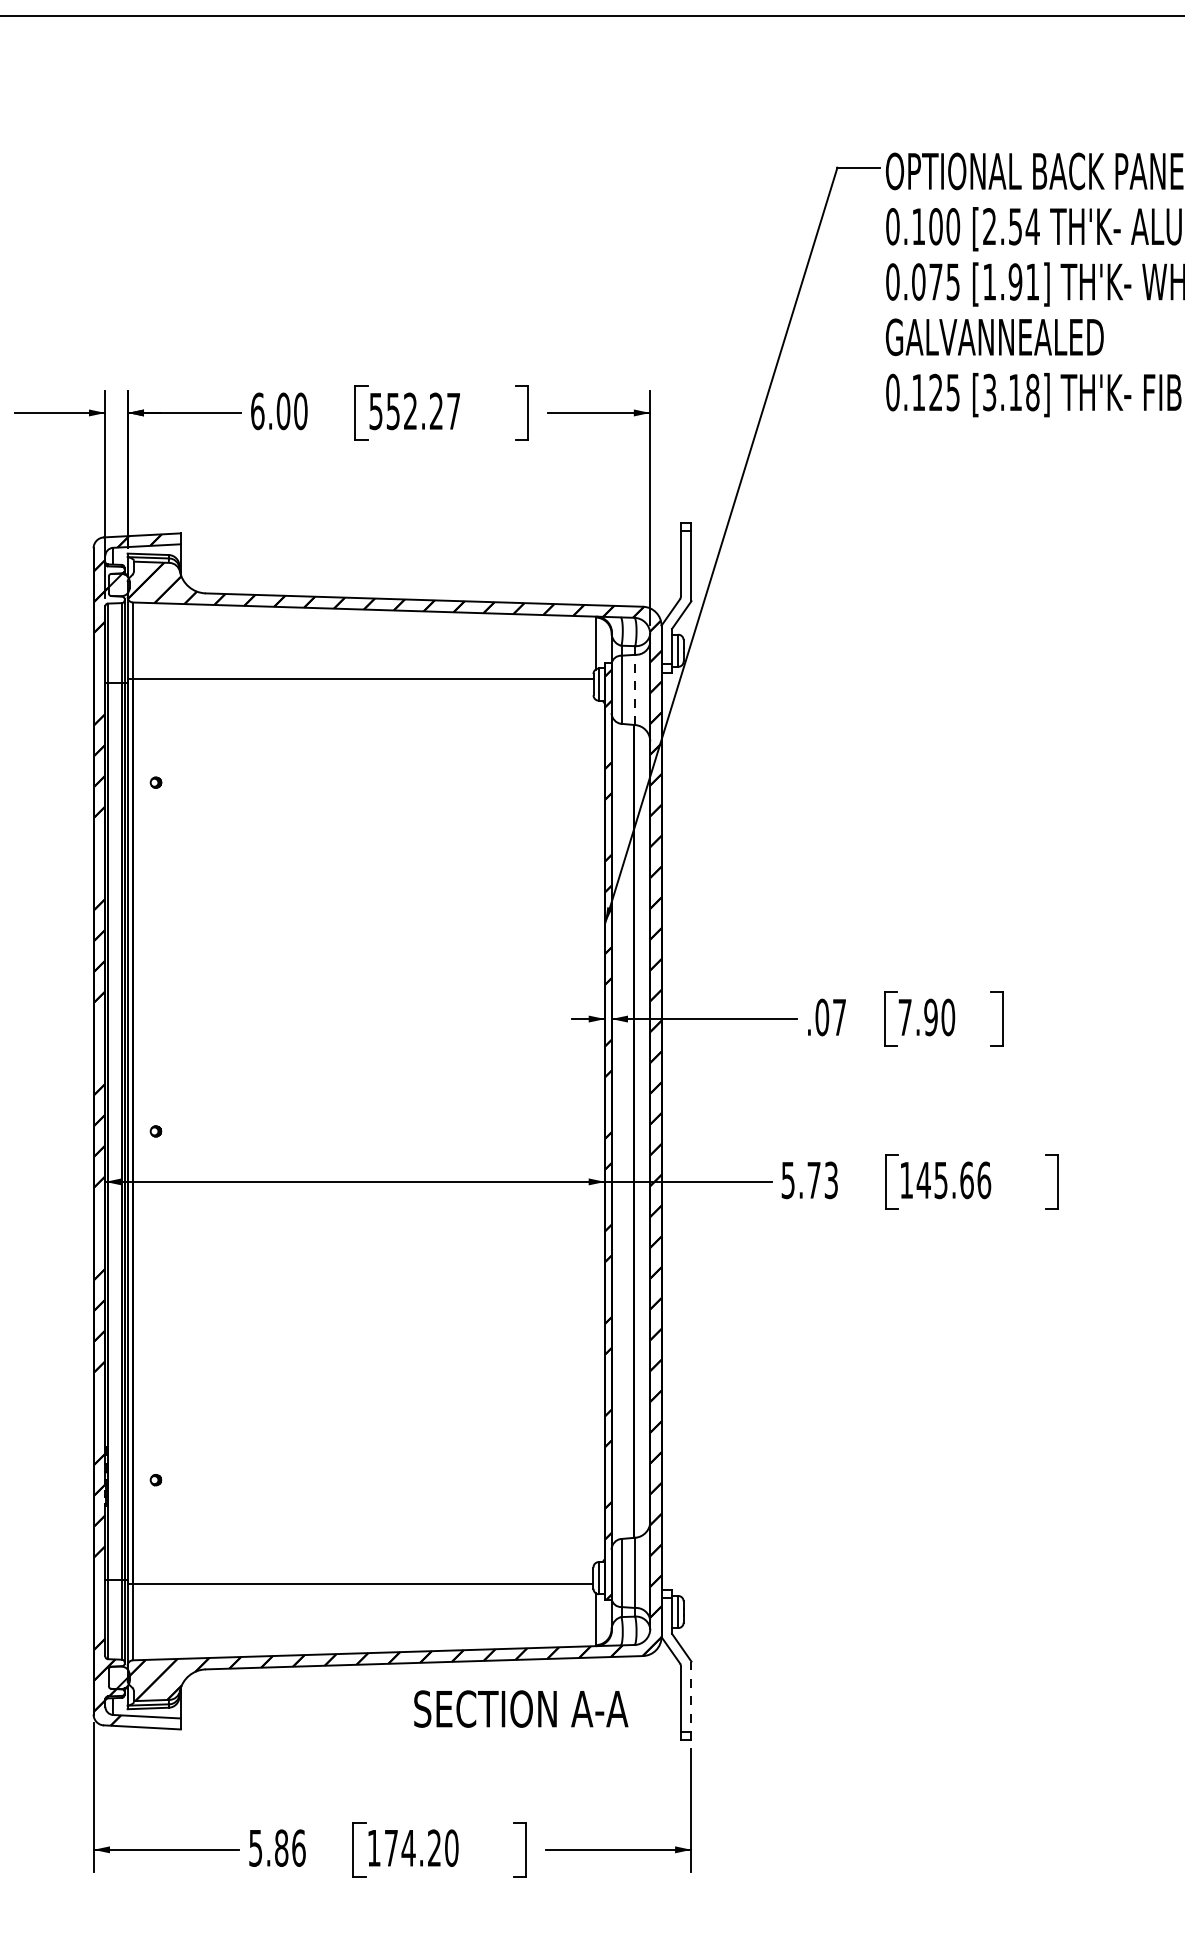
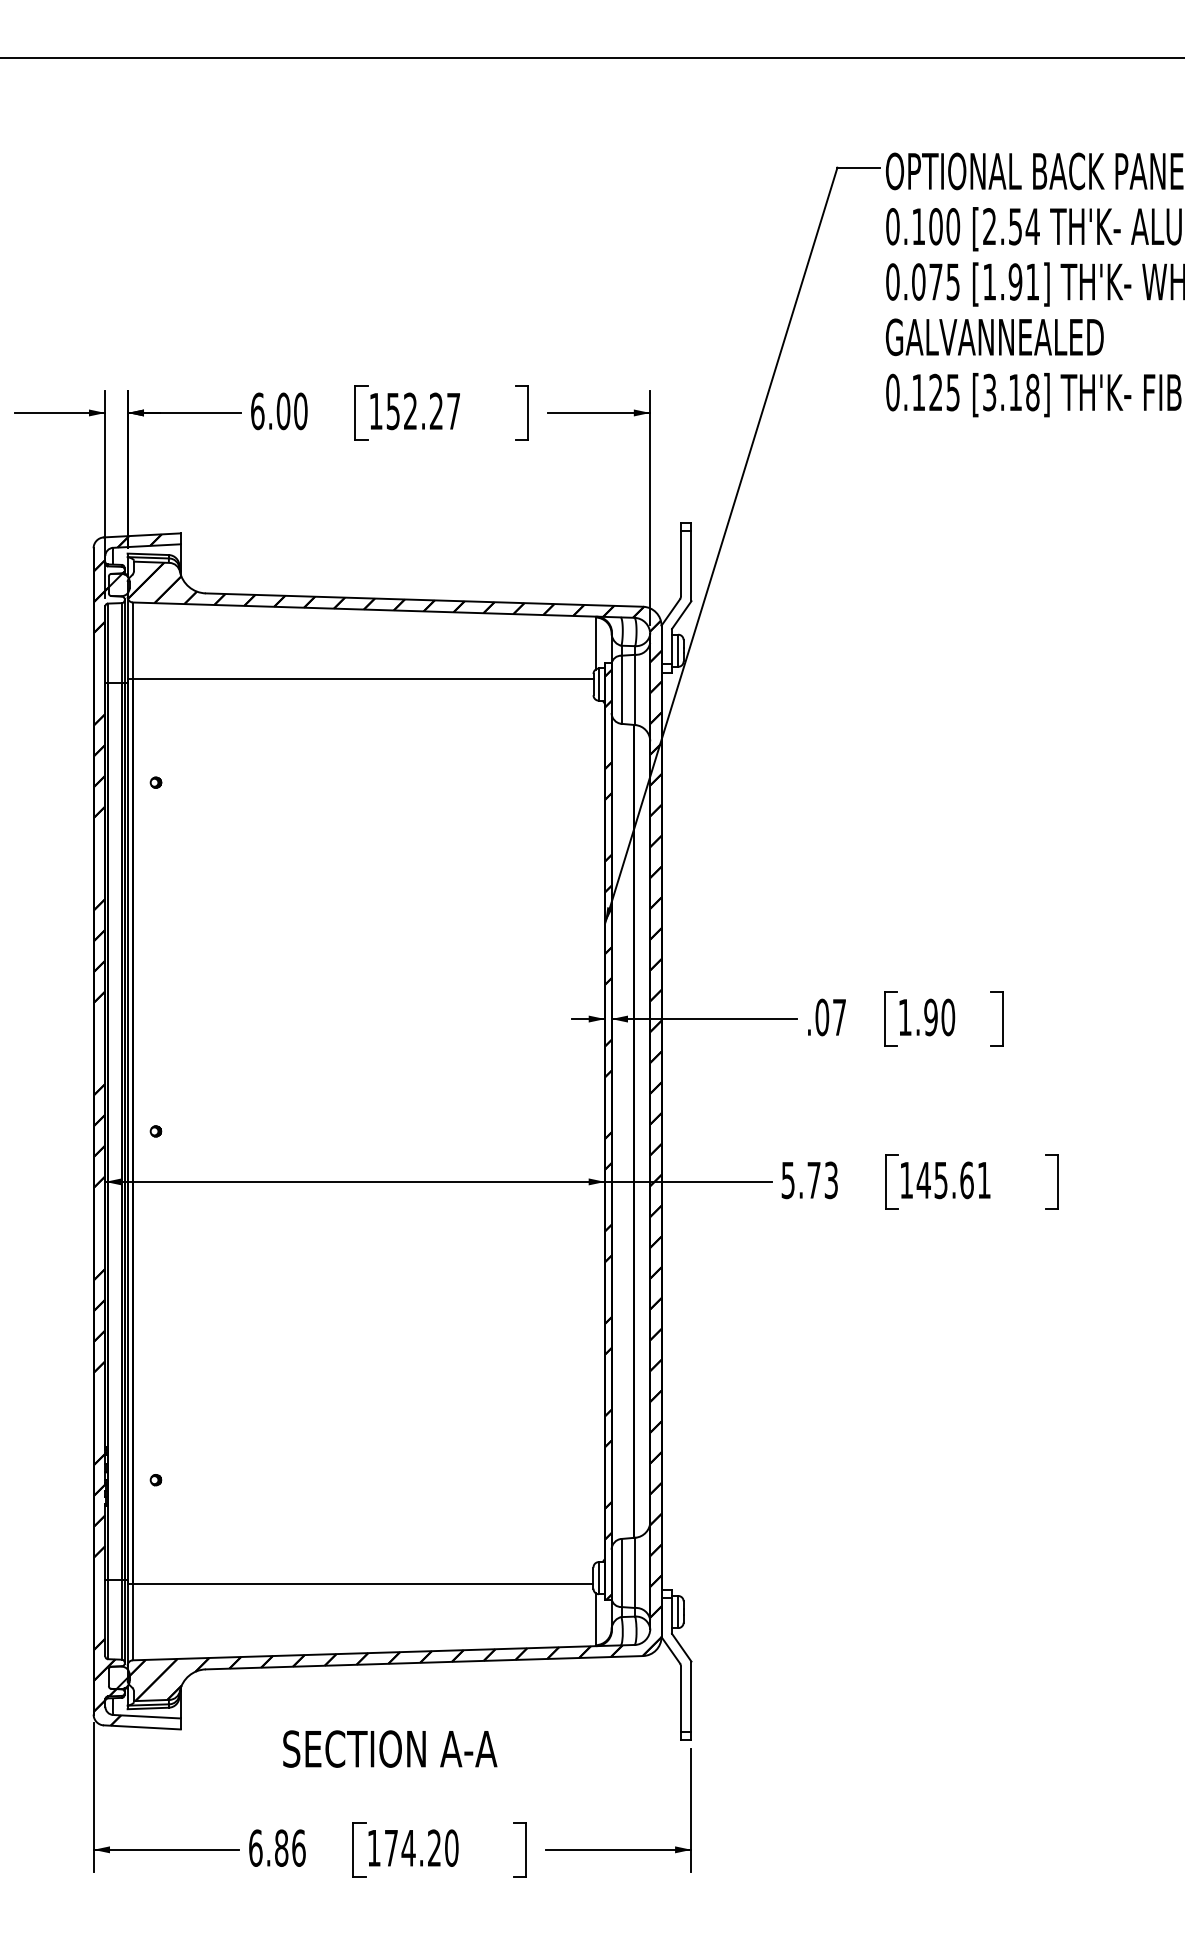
line position: (591, 16) -> (591, 58) (591, 58)
text: 552.27 -> 152.27 (375, 411)
line: dashed -> solid (635, 689)
text: 7.90 -> 1.90 (904, 1017)
text: 145.66 -> 145.61 (984, 1180)
line: dashed -> solid (691, 1697)
text position: (521, 1708) -> (390, 1748) (390, 1748)
text: 5.86 -> 6.86 (255, 1847)
